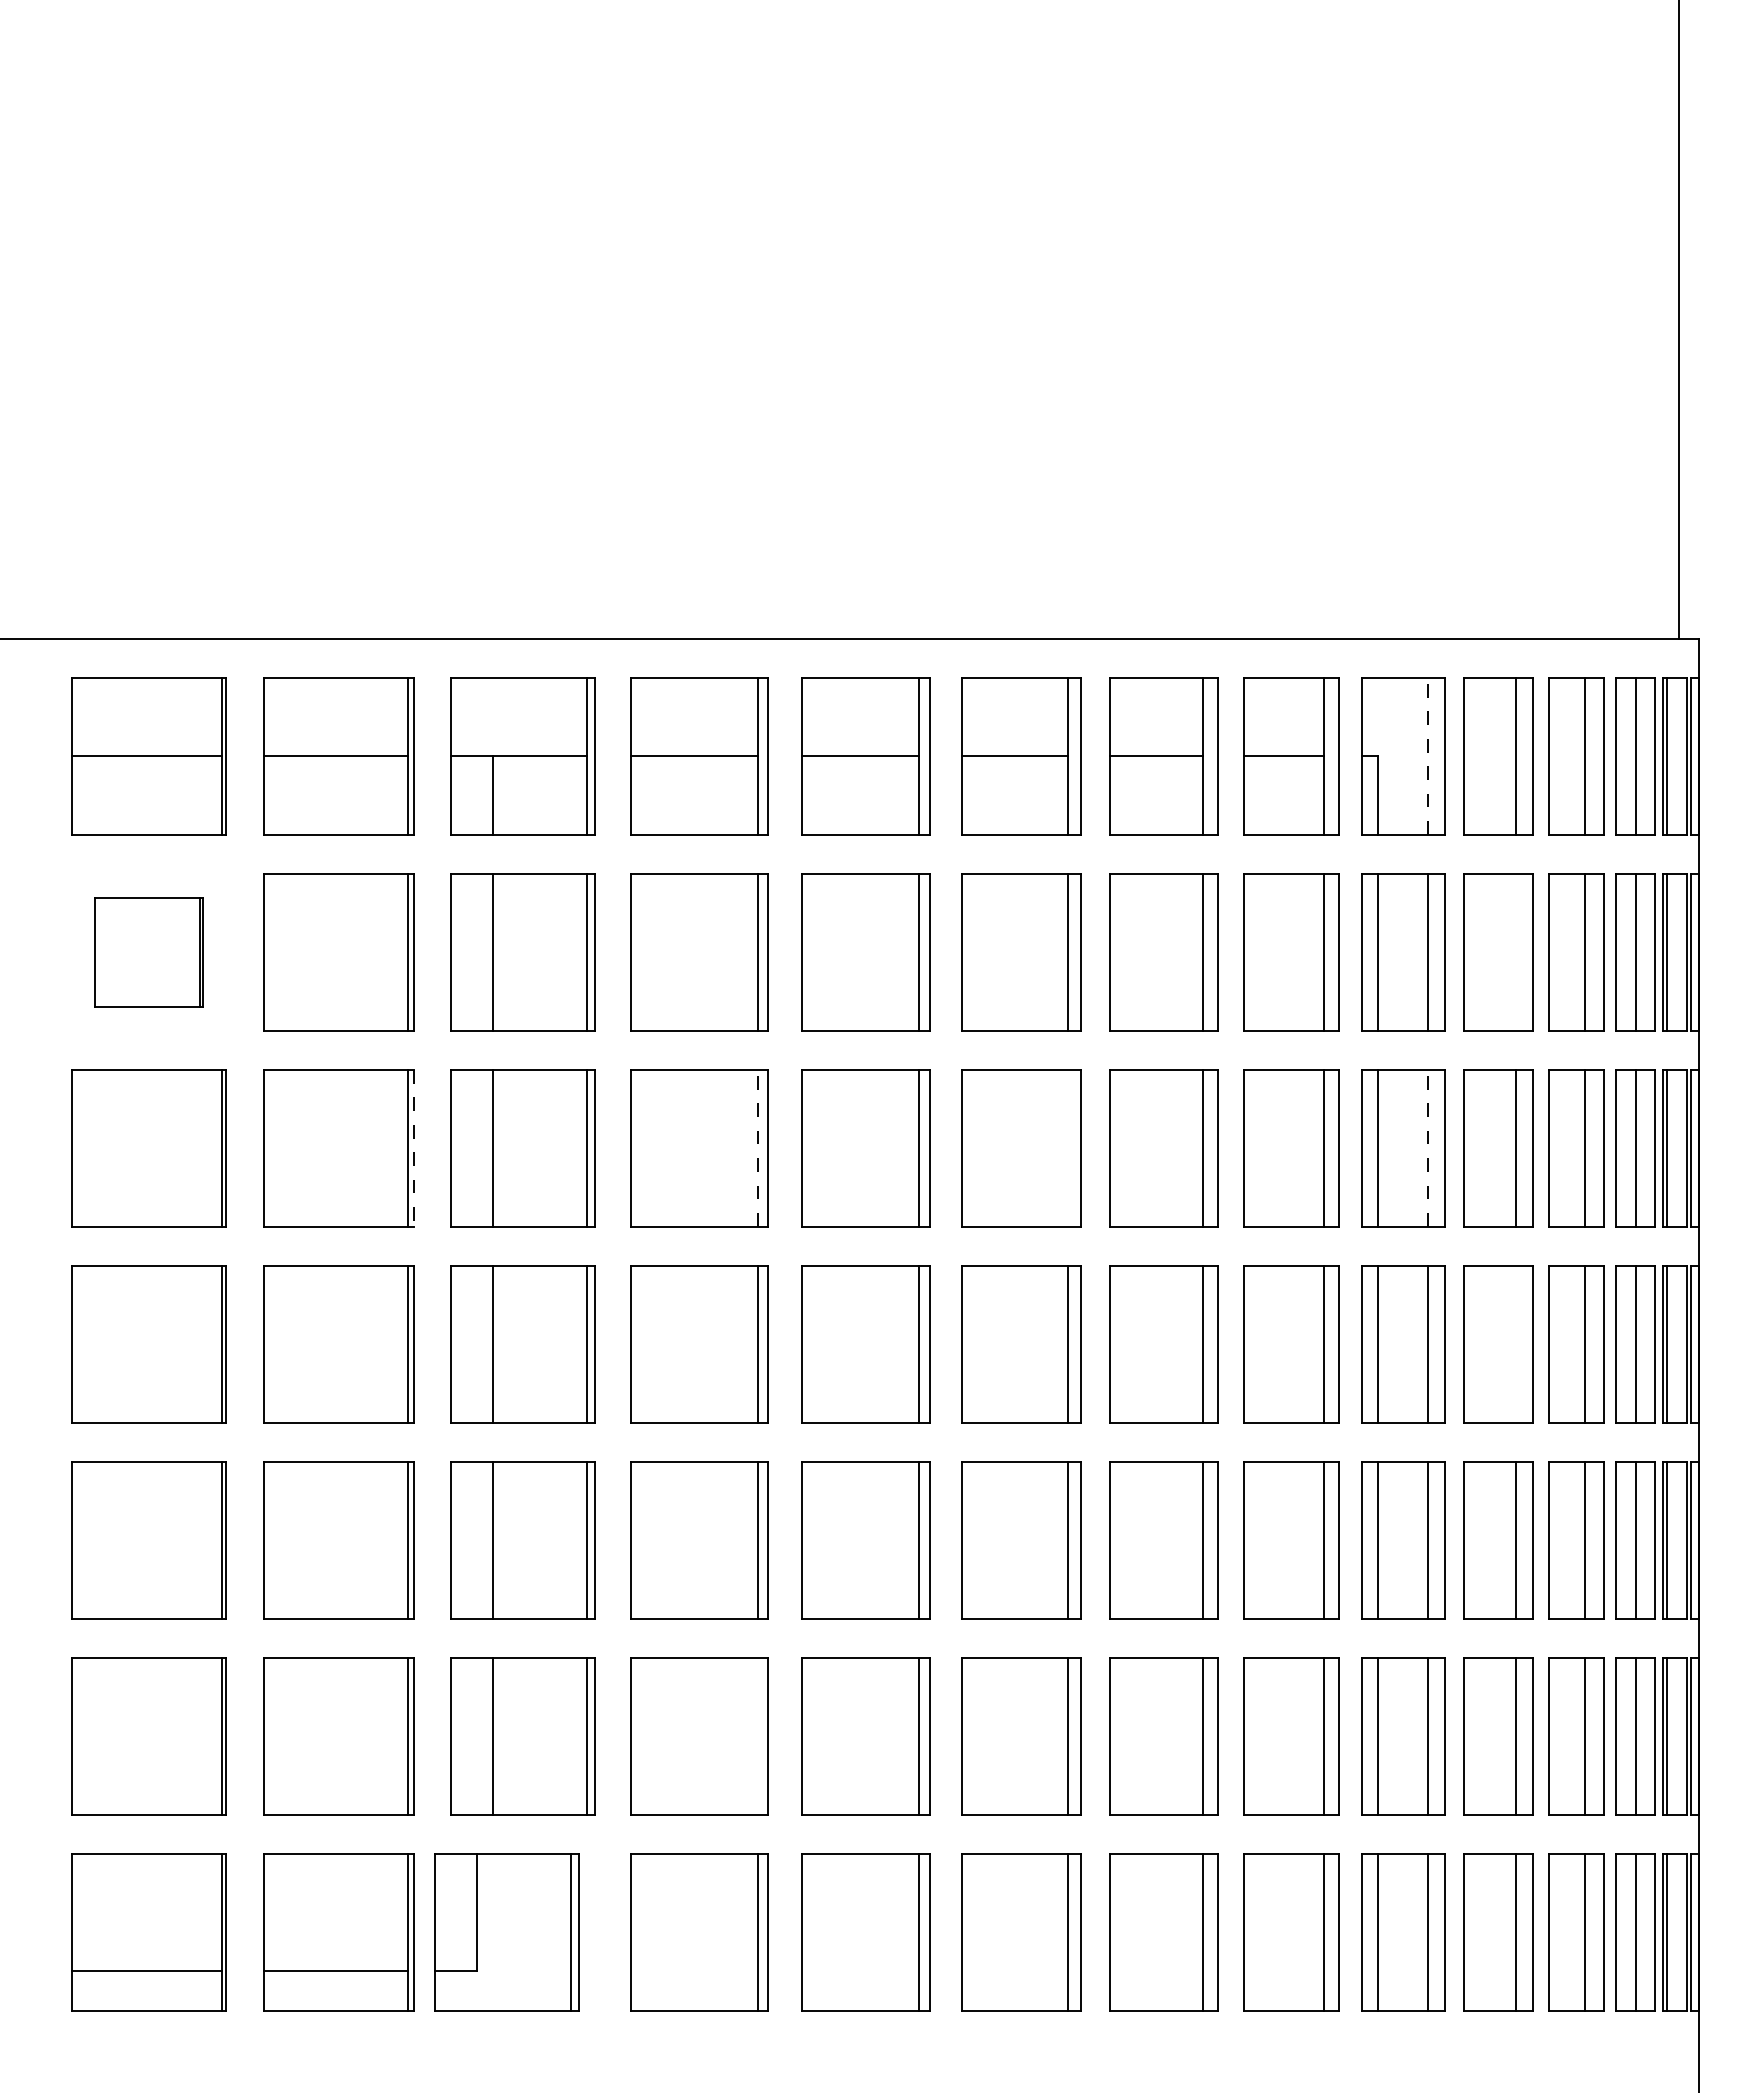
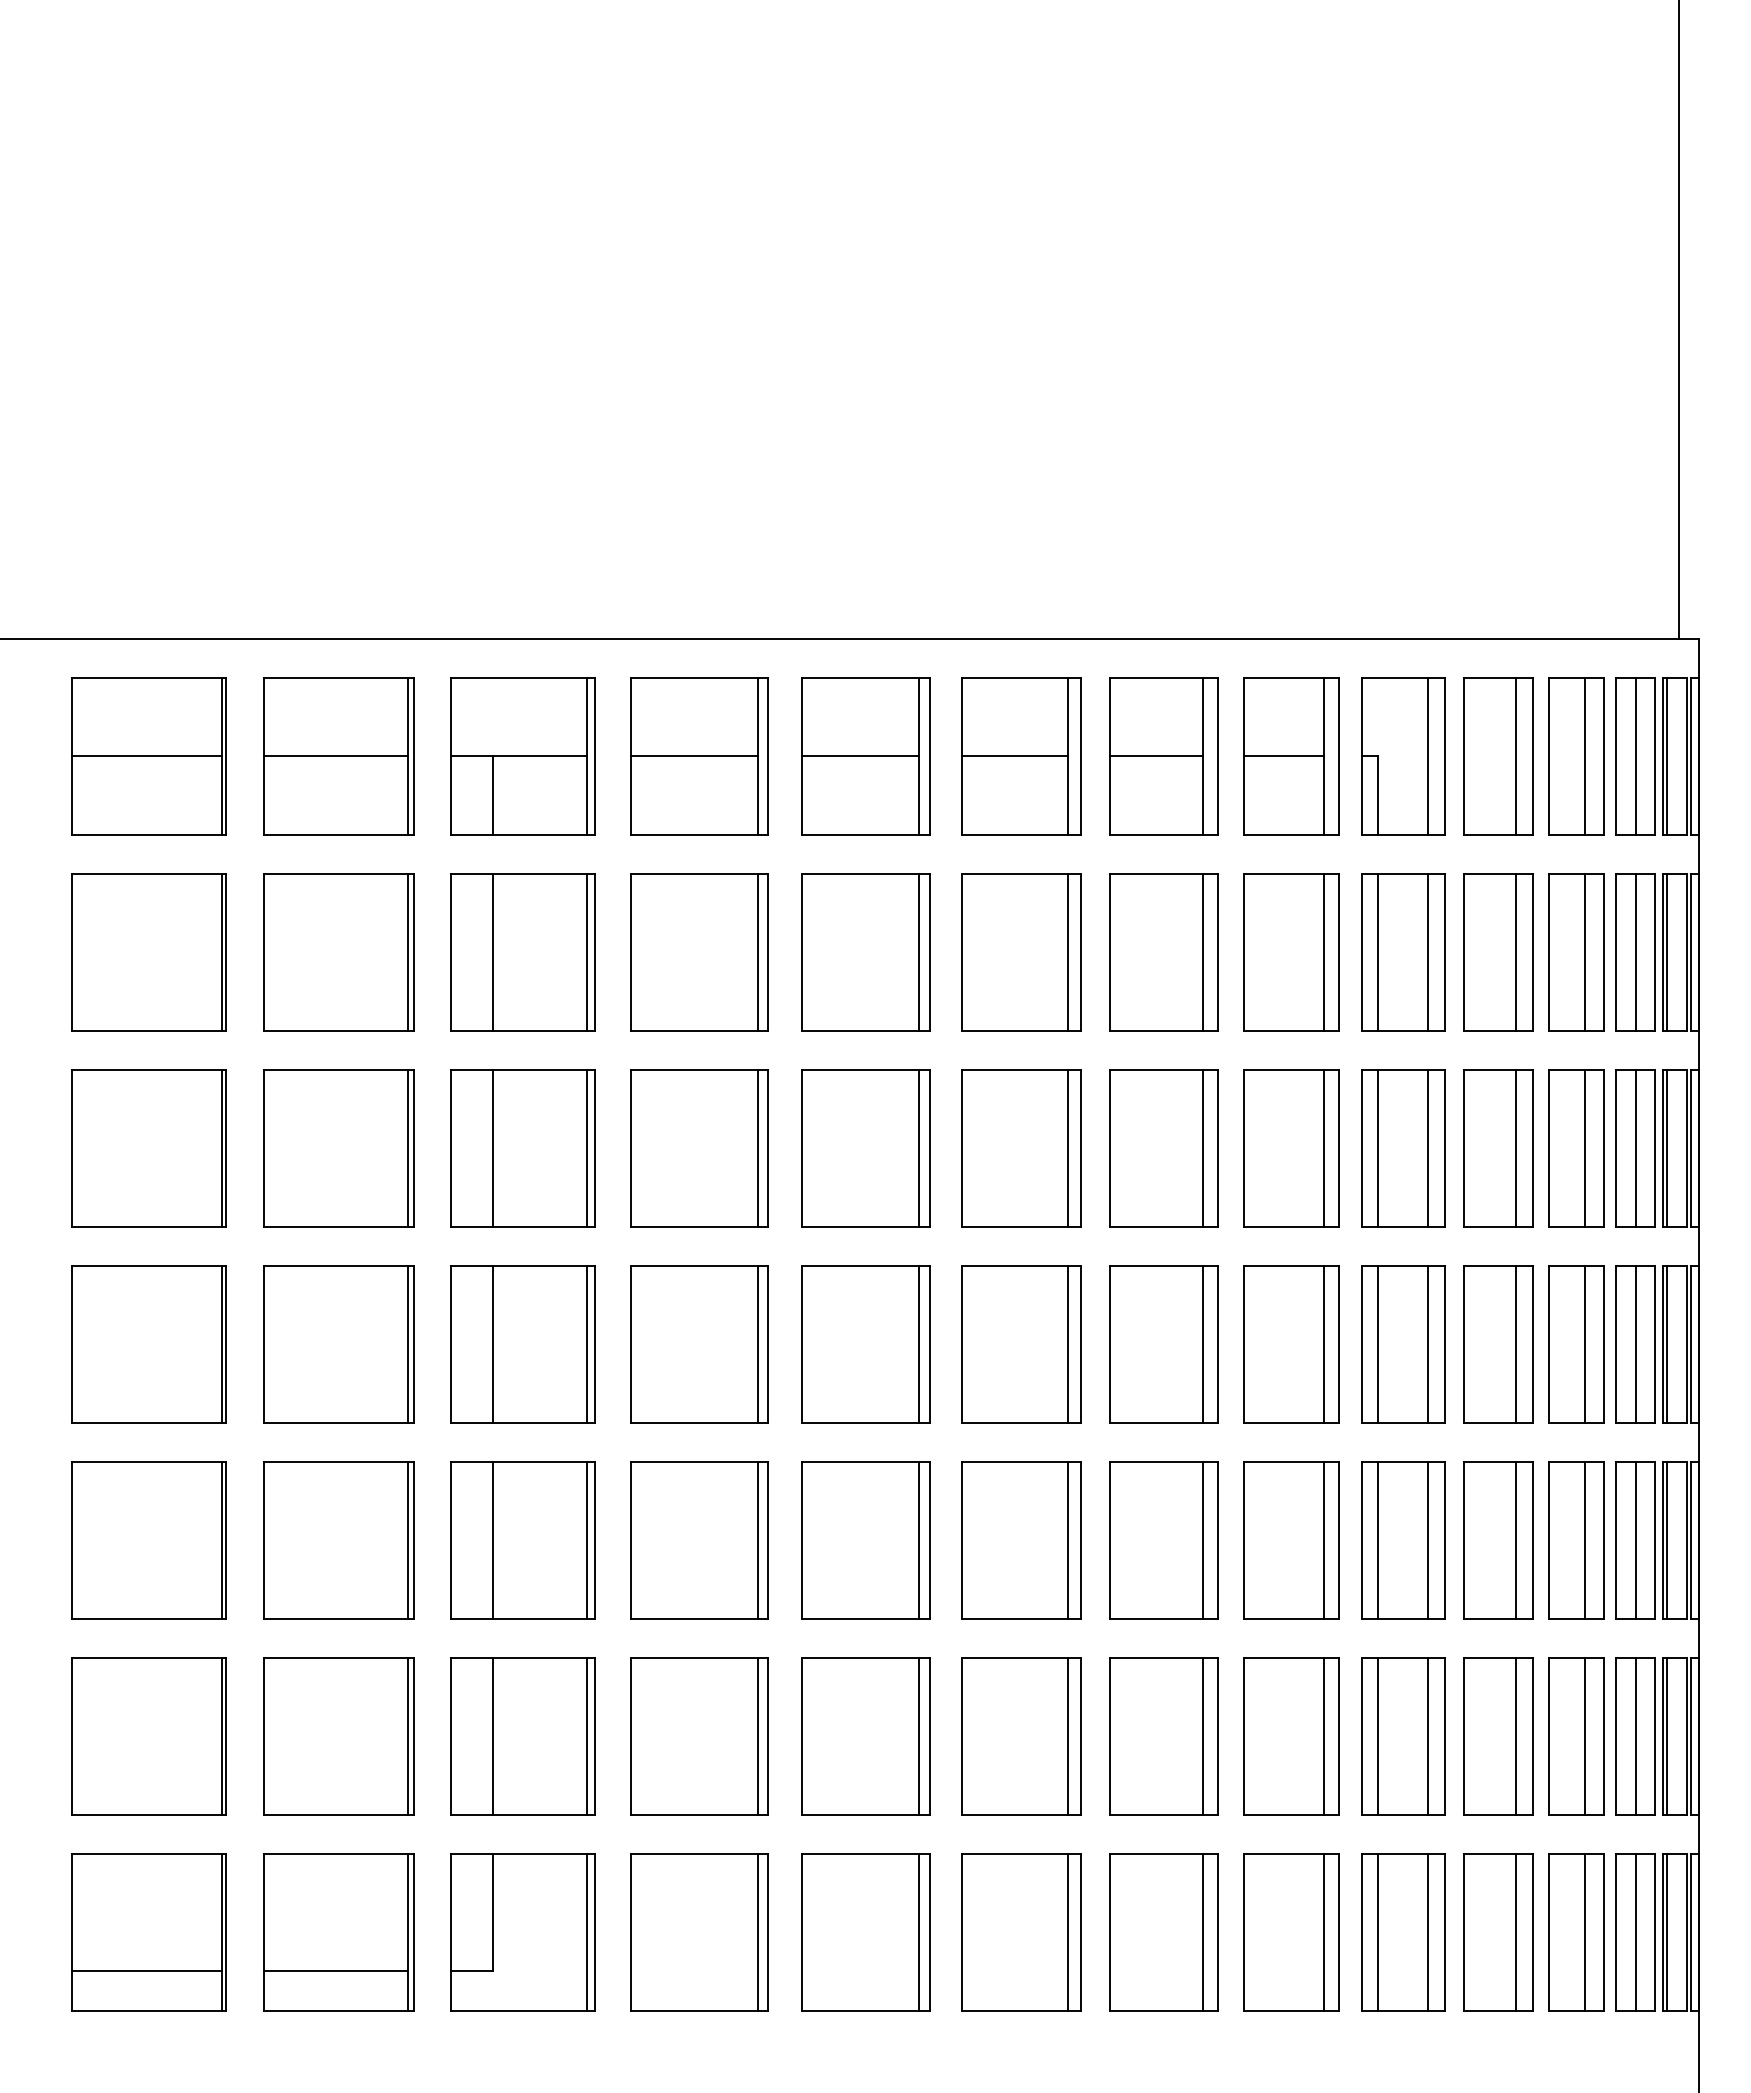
line: dashed -> solid (1428, 755)
part size: 110x111 px -> 156x159 px (148, 952)
line: none -> present (1515, 952)
line: dashed -> solid (758, 1147)
line: none -> present (1067, 1147)
line: dashed -> solid (1428, 1147)
line: dashed -> solid (413, 1148)
line: none -> present (1515, 1343)
line: none -> present (758, 1735)
part position: (506, 1932) -> (522, 1932) (522, 1932)
